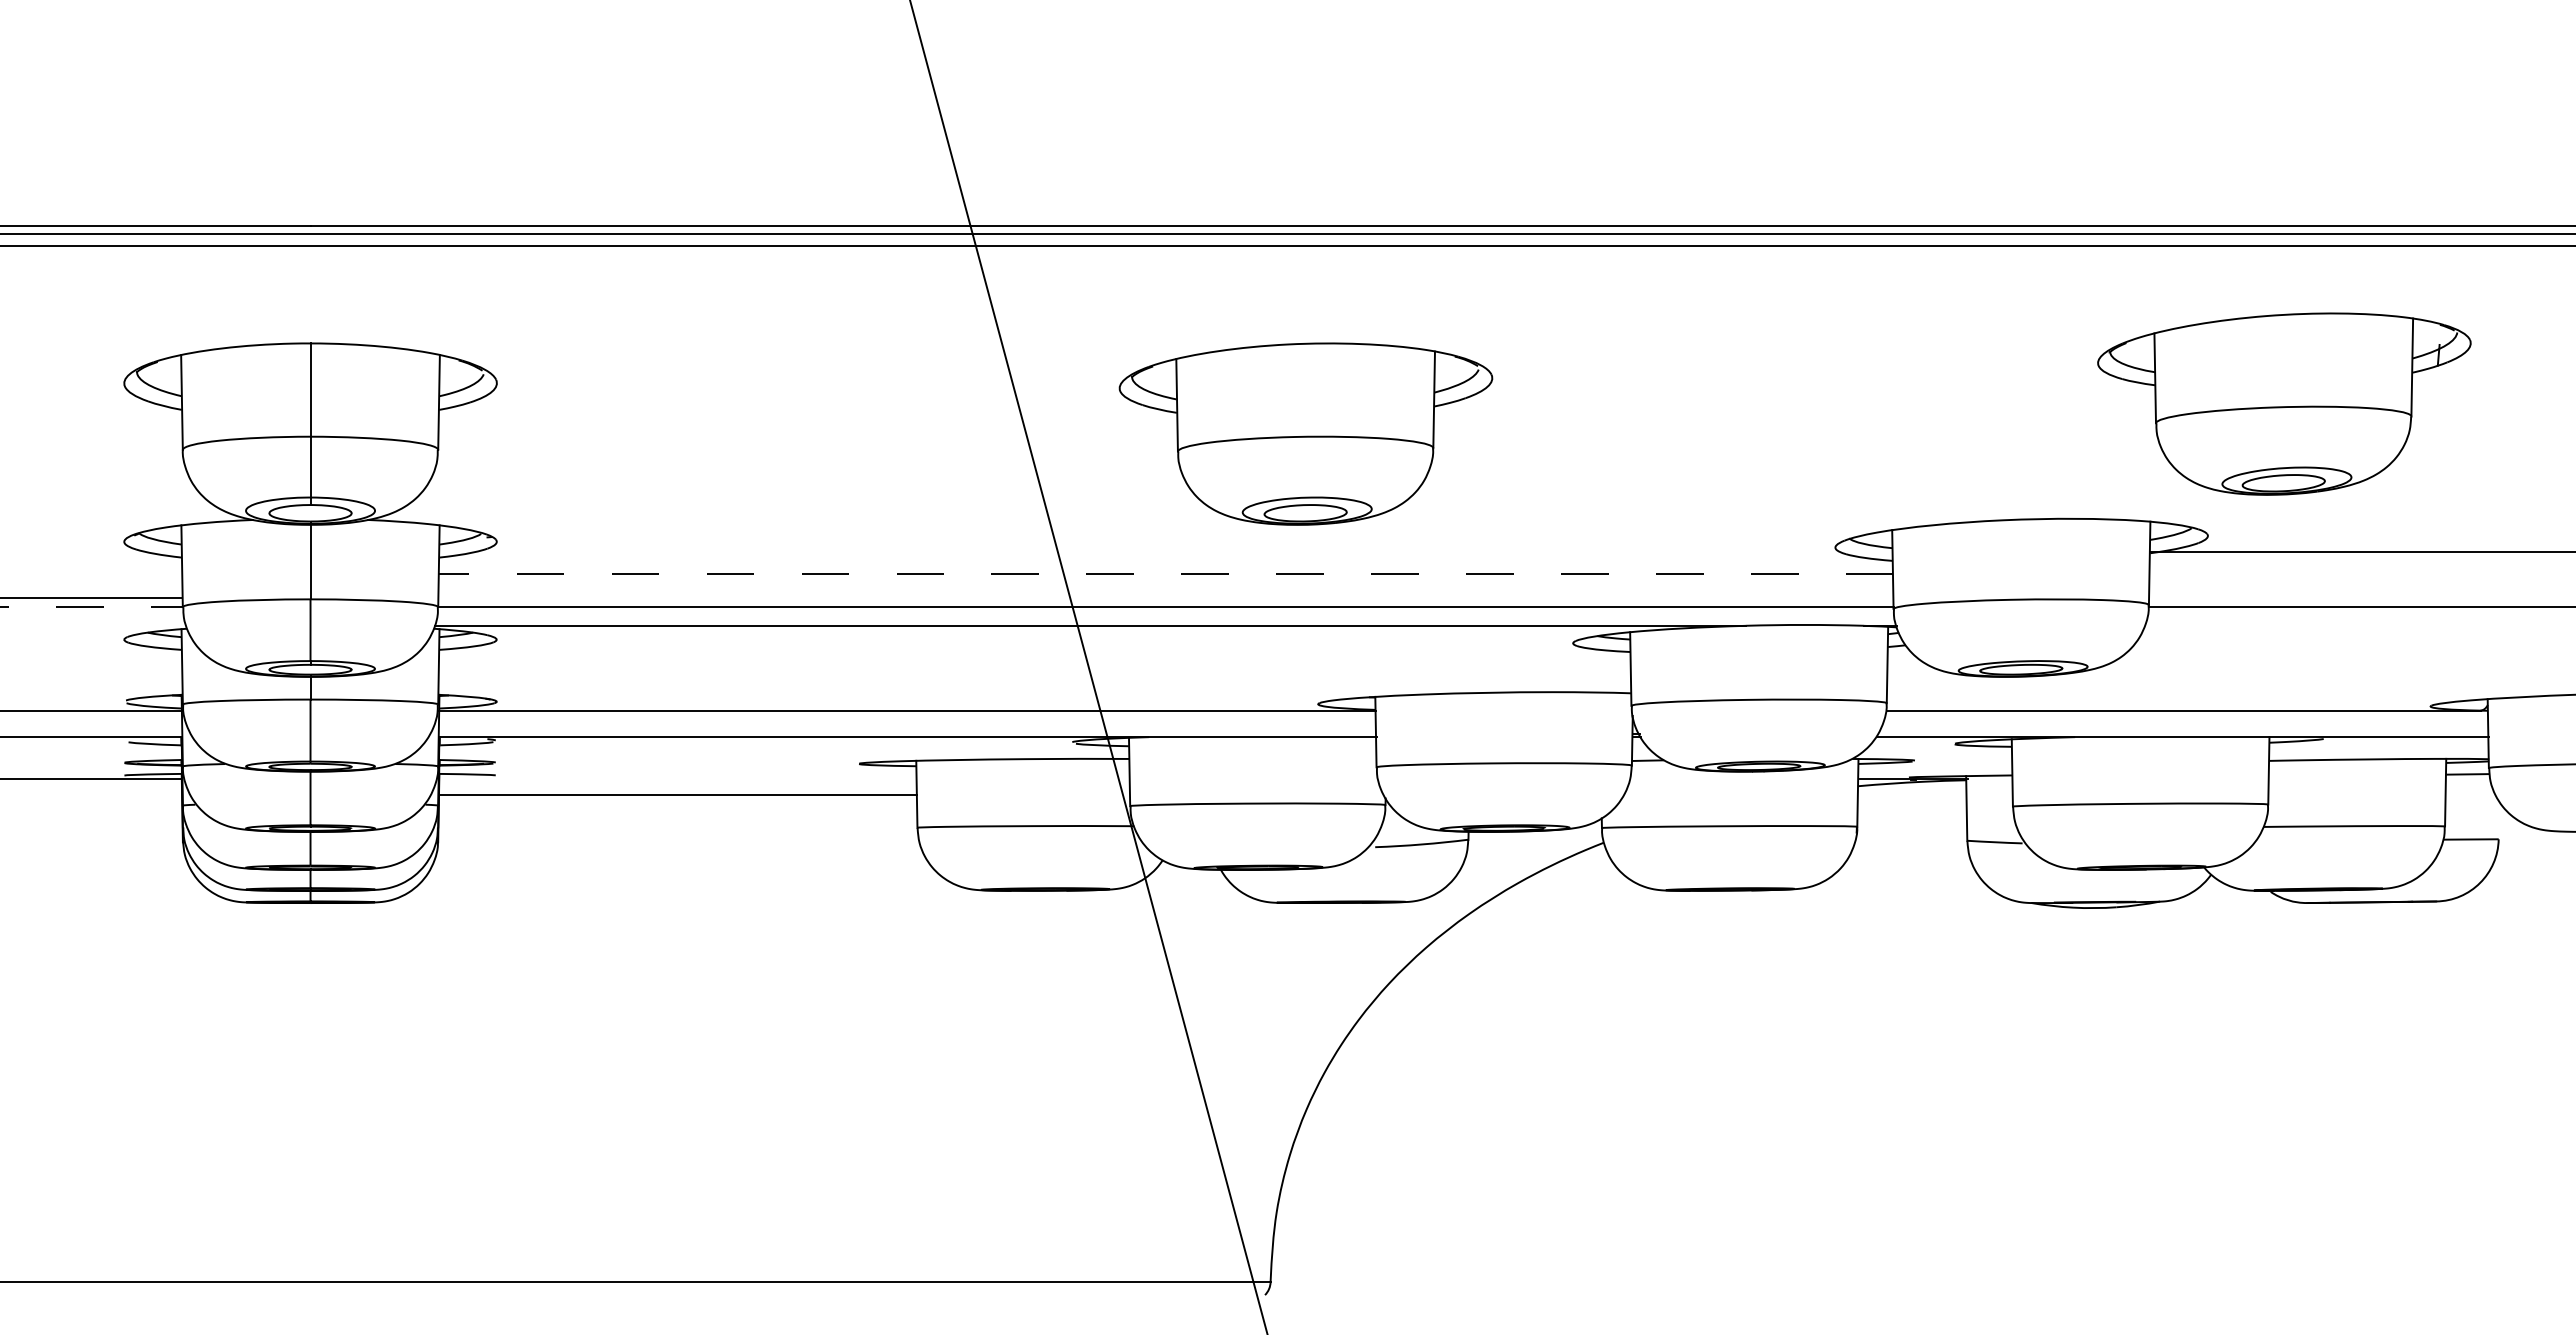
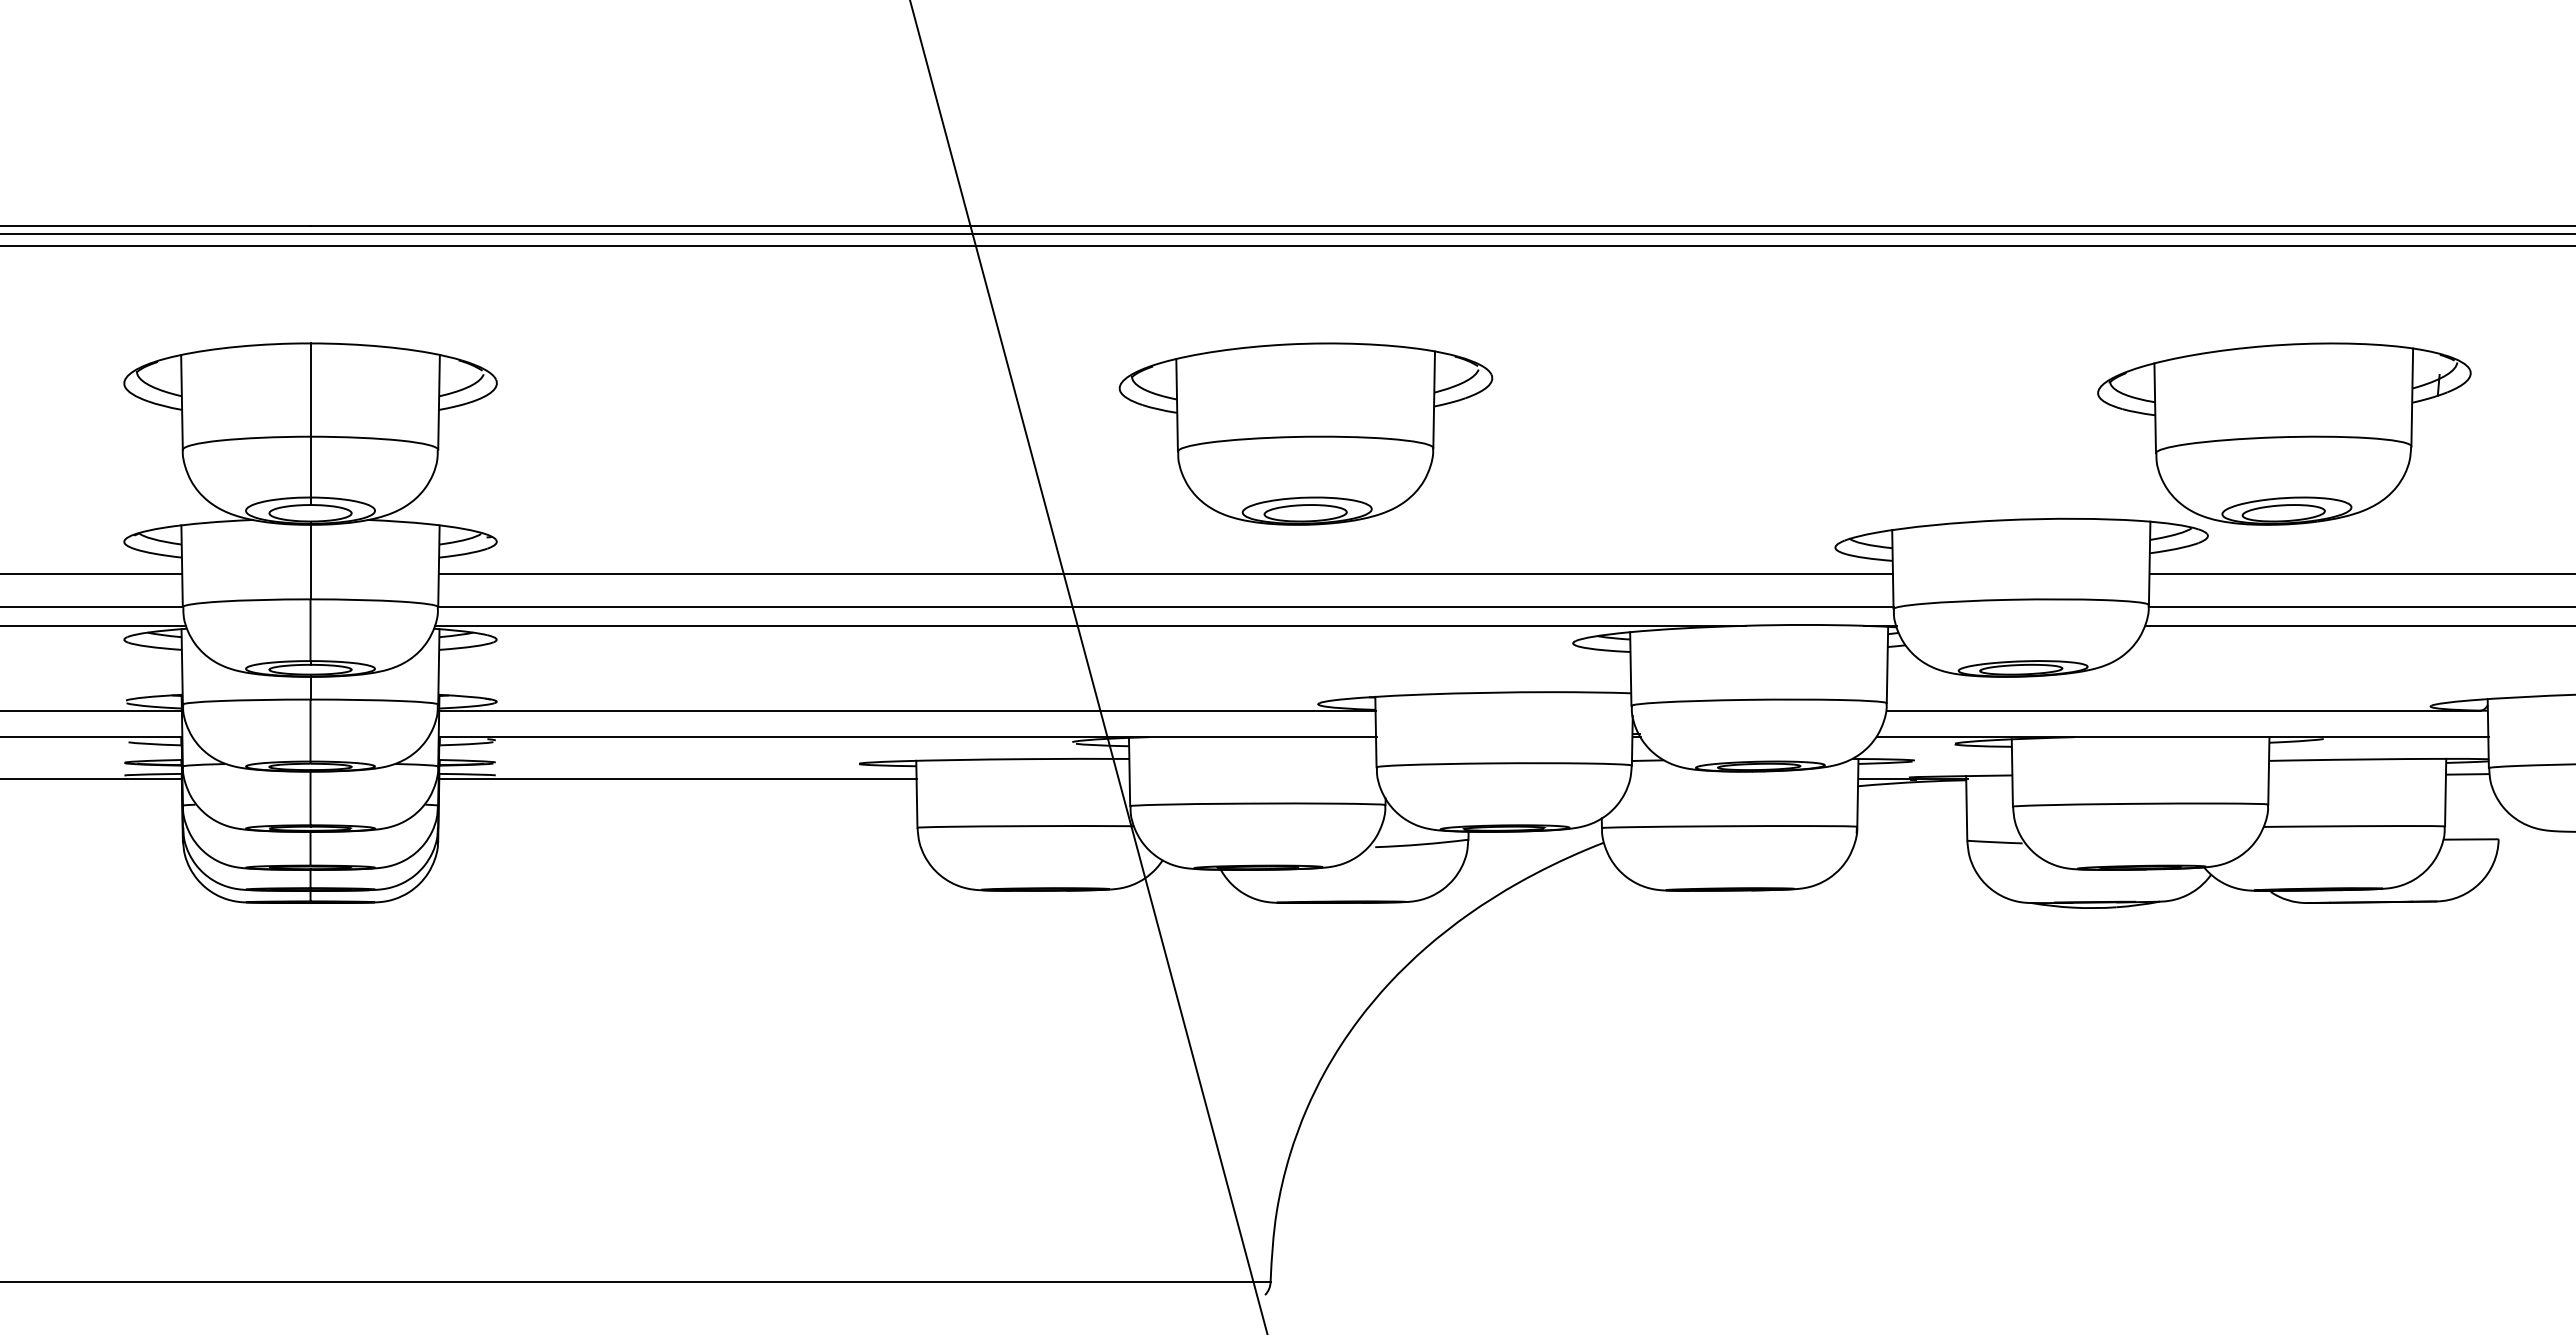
part position: (2284, 403) -> (2284, 433) (2284, 433)
line position: (2361, 552) -> (2361, 574) (2361, 574)
line: dashed -> solid (1165, 574)
line position: (92, 598) -> (92, 574) (92, 574)
line: dashed -> solid (91, 607)
line: none -> present (94, 625)
line: none -> present (2358, 625)
line position: (678, 795) -> (678, 779) (678, 779)
